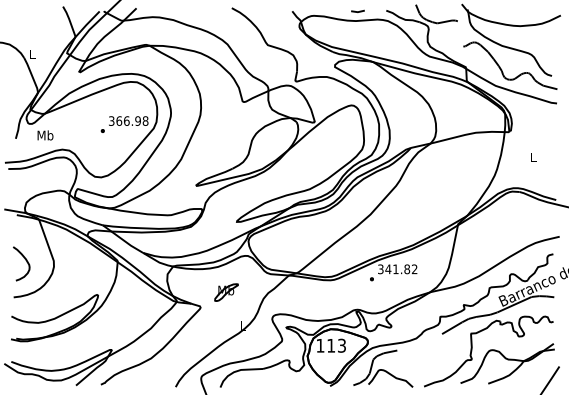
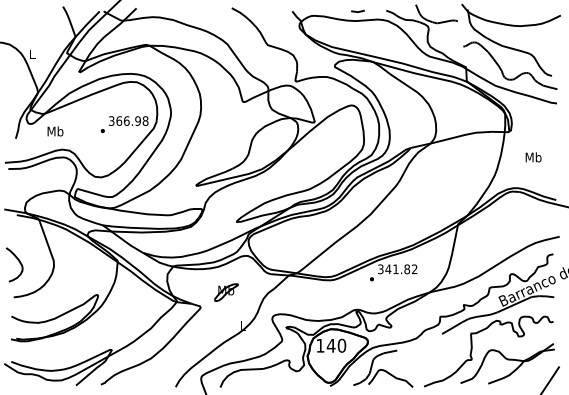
text position: (45, 135) -> (55, 131) (55, 131)
text: L -> Mb (533, 157)
curve position: (24, 259) -> (17, 260) (17, 260)
text: 113 -> 140 (336, 345)
